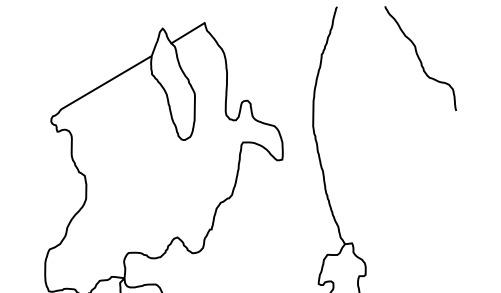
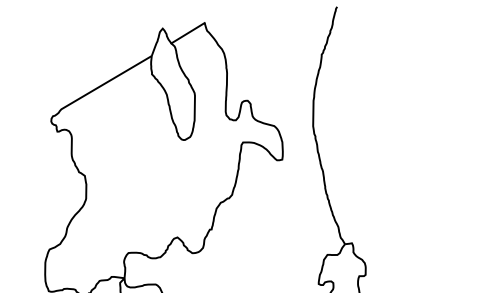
curve: present -> none (420, 58)
